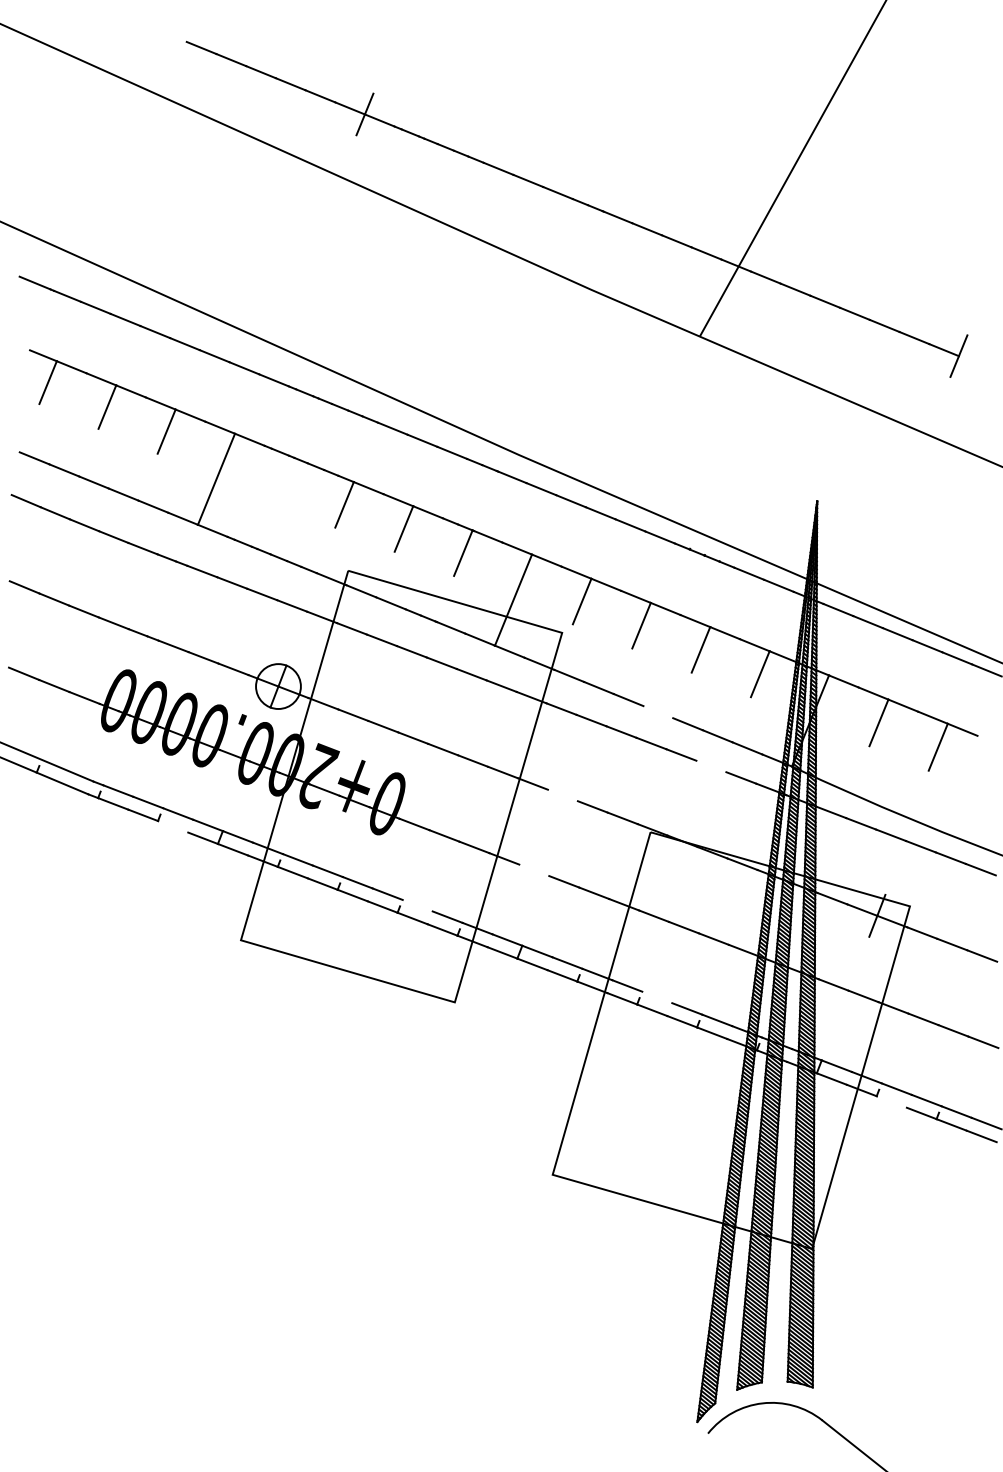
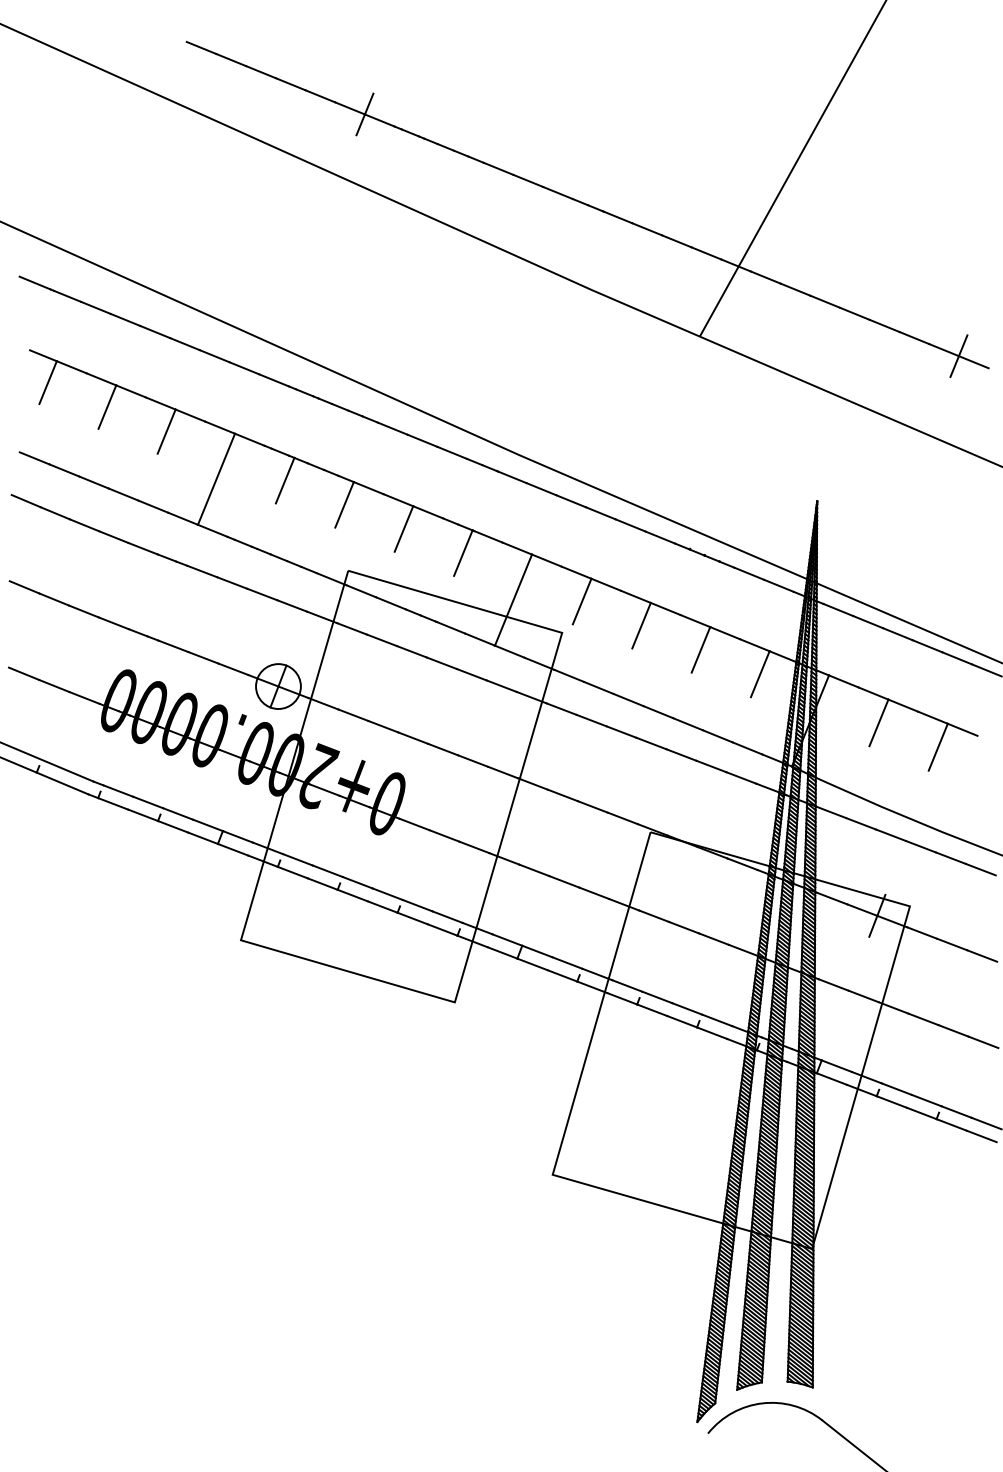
line: none -> present (973, 362)
line: none -> present (284, 480)
line: none -> present (658, 712)
line: none -> present (711, 766)
line: none -> present (562, 795)
line: none -> present (173, 826)
line: none -> present (534, 870)
line: none -> present (417, 905)
line: none -> present (657, 997)
line: none -> present (891, 1101)
